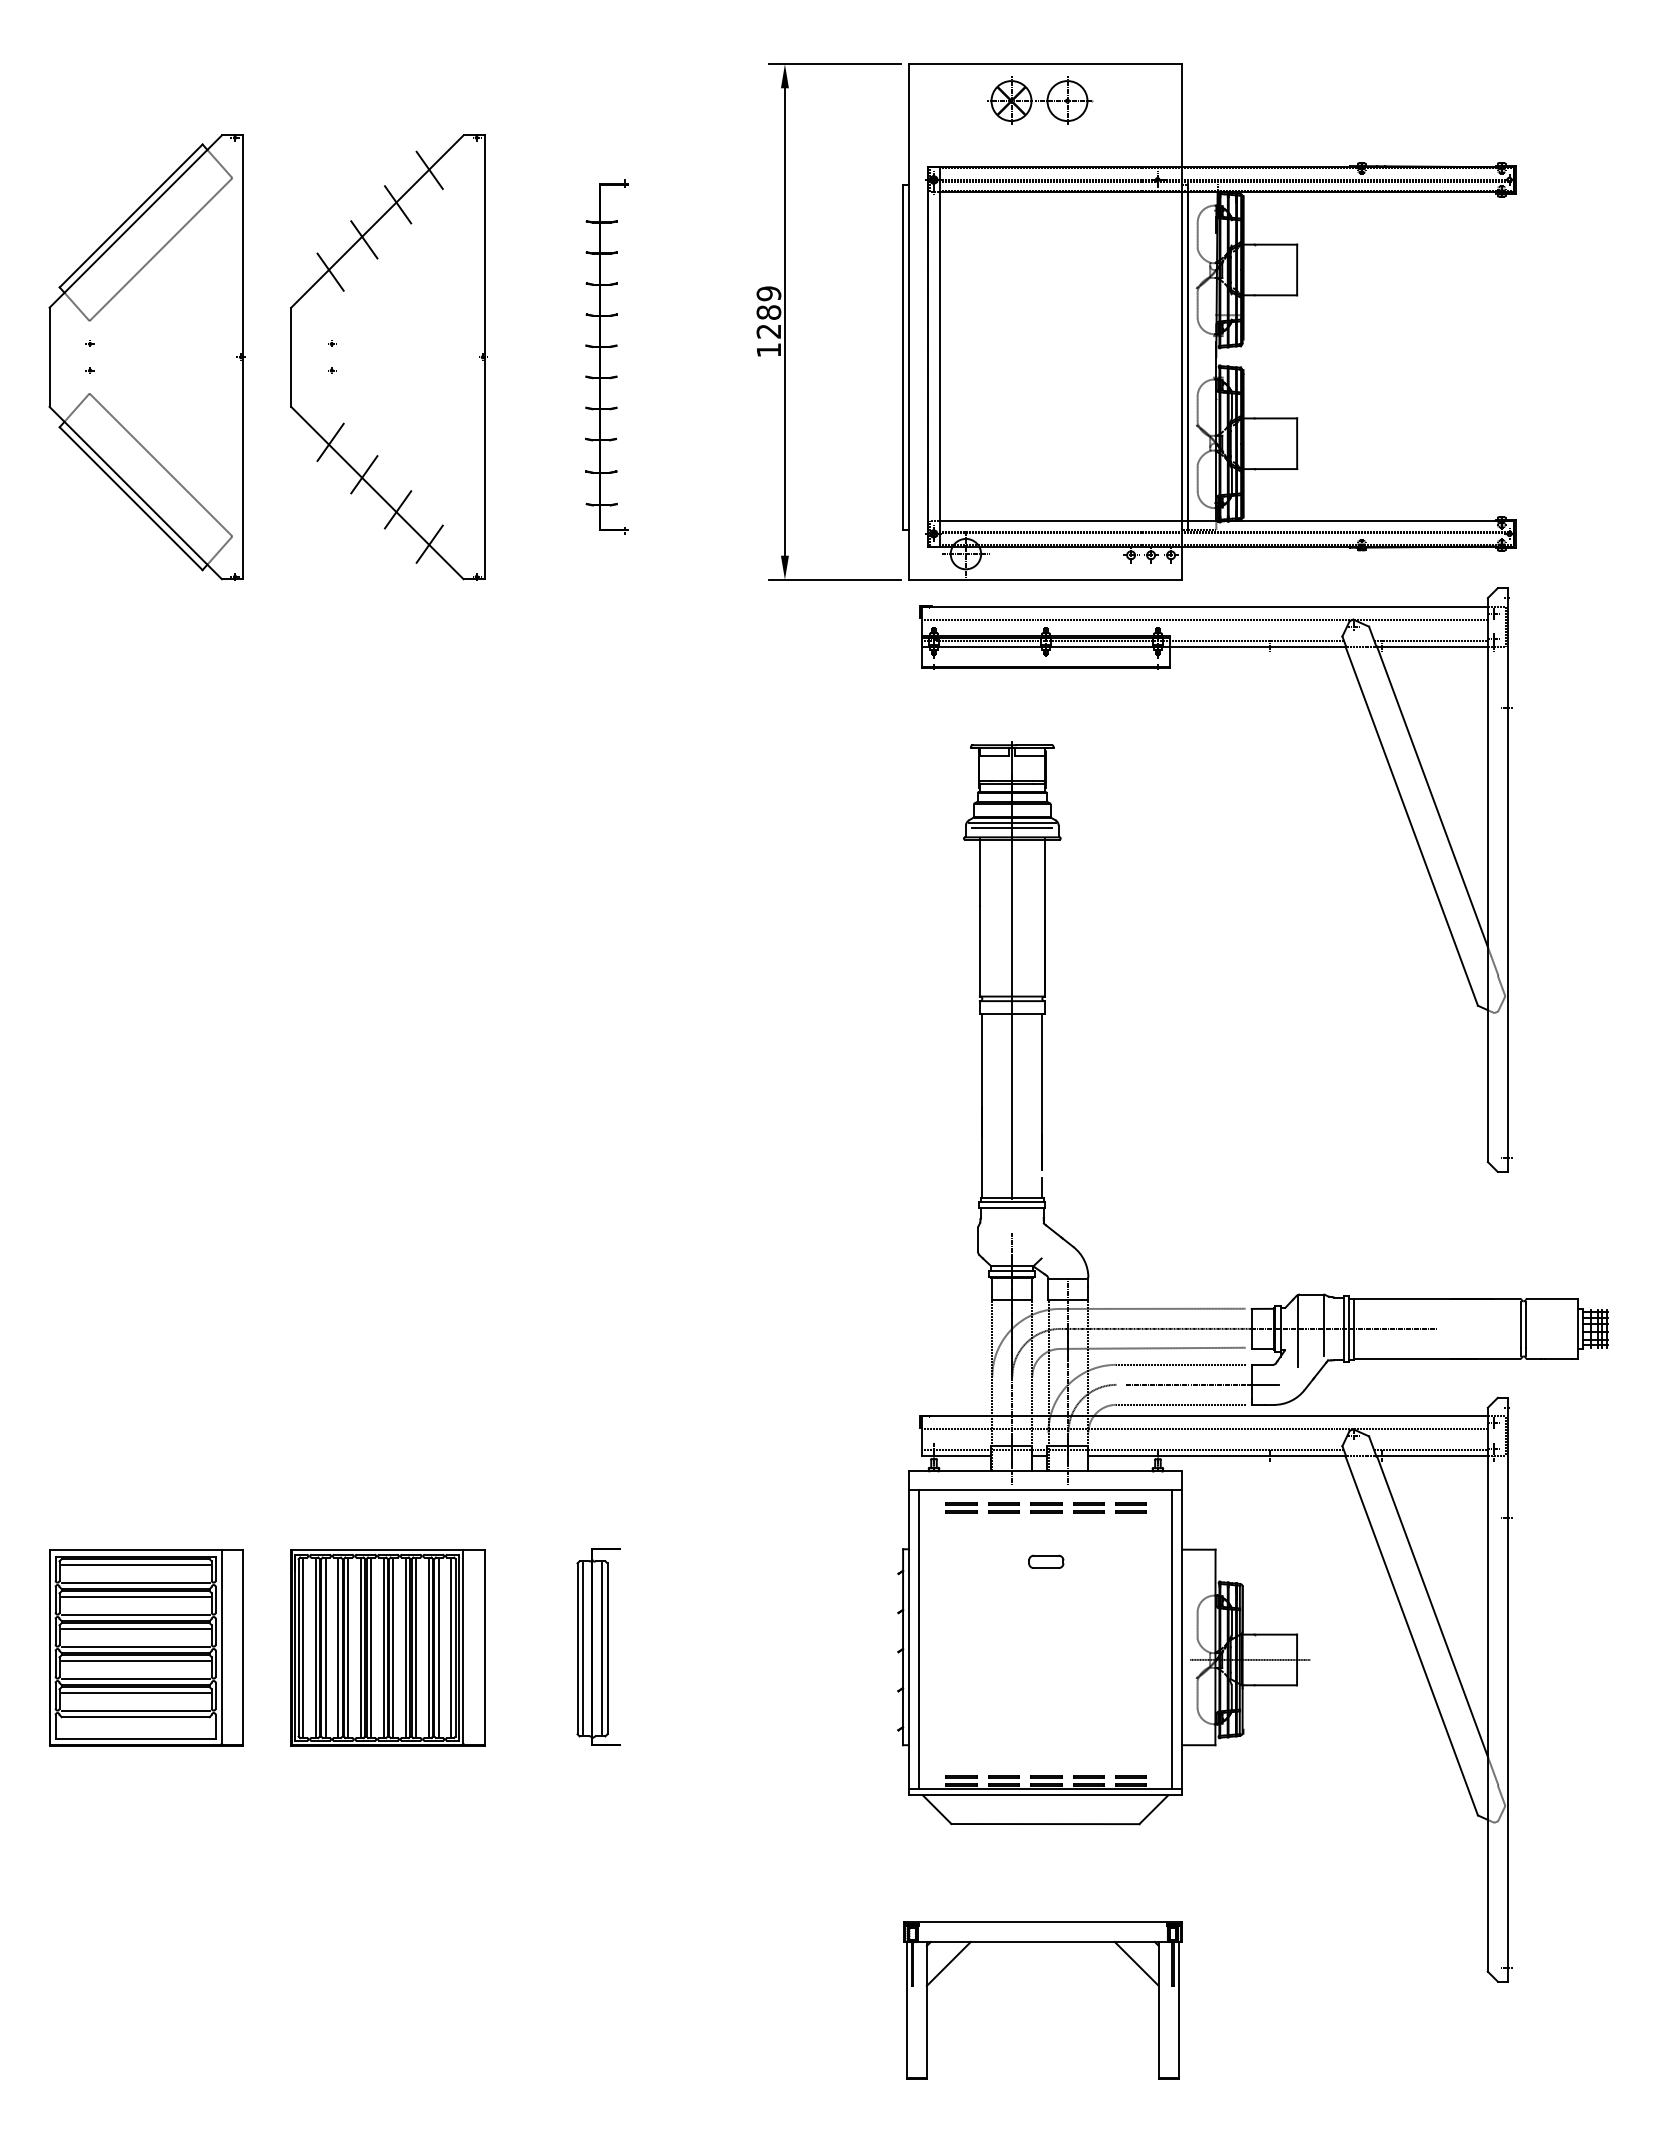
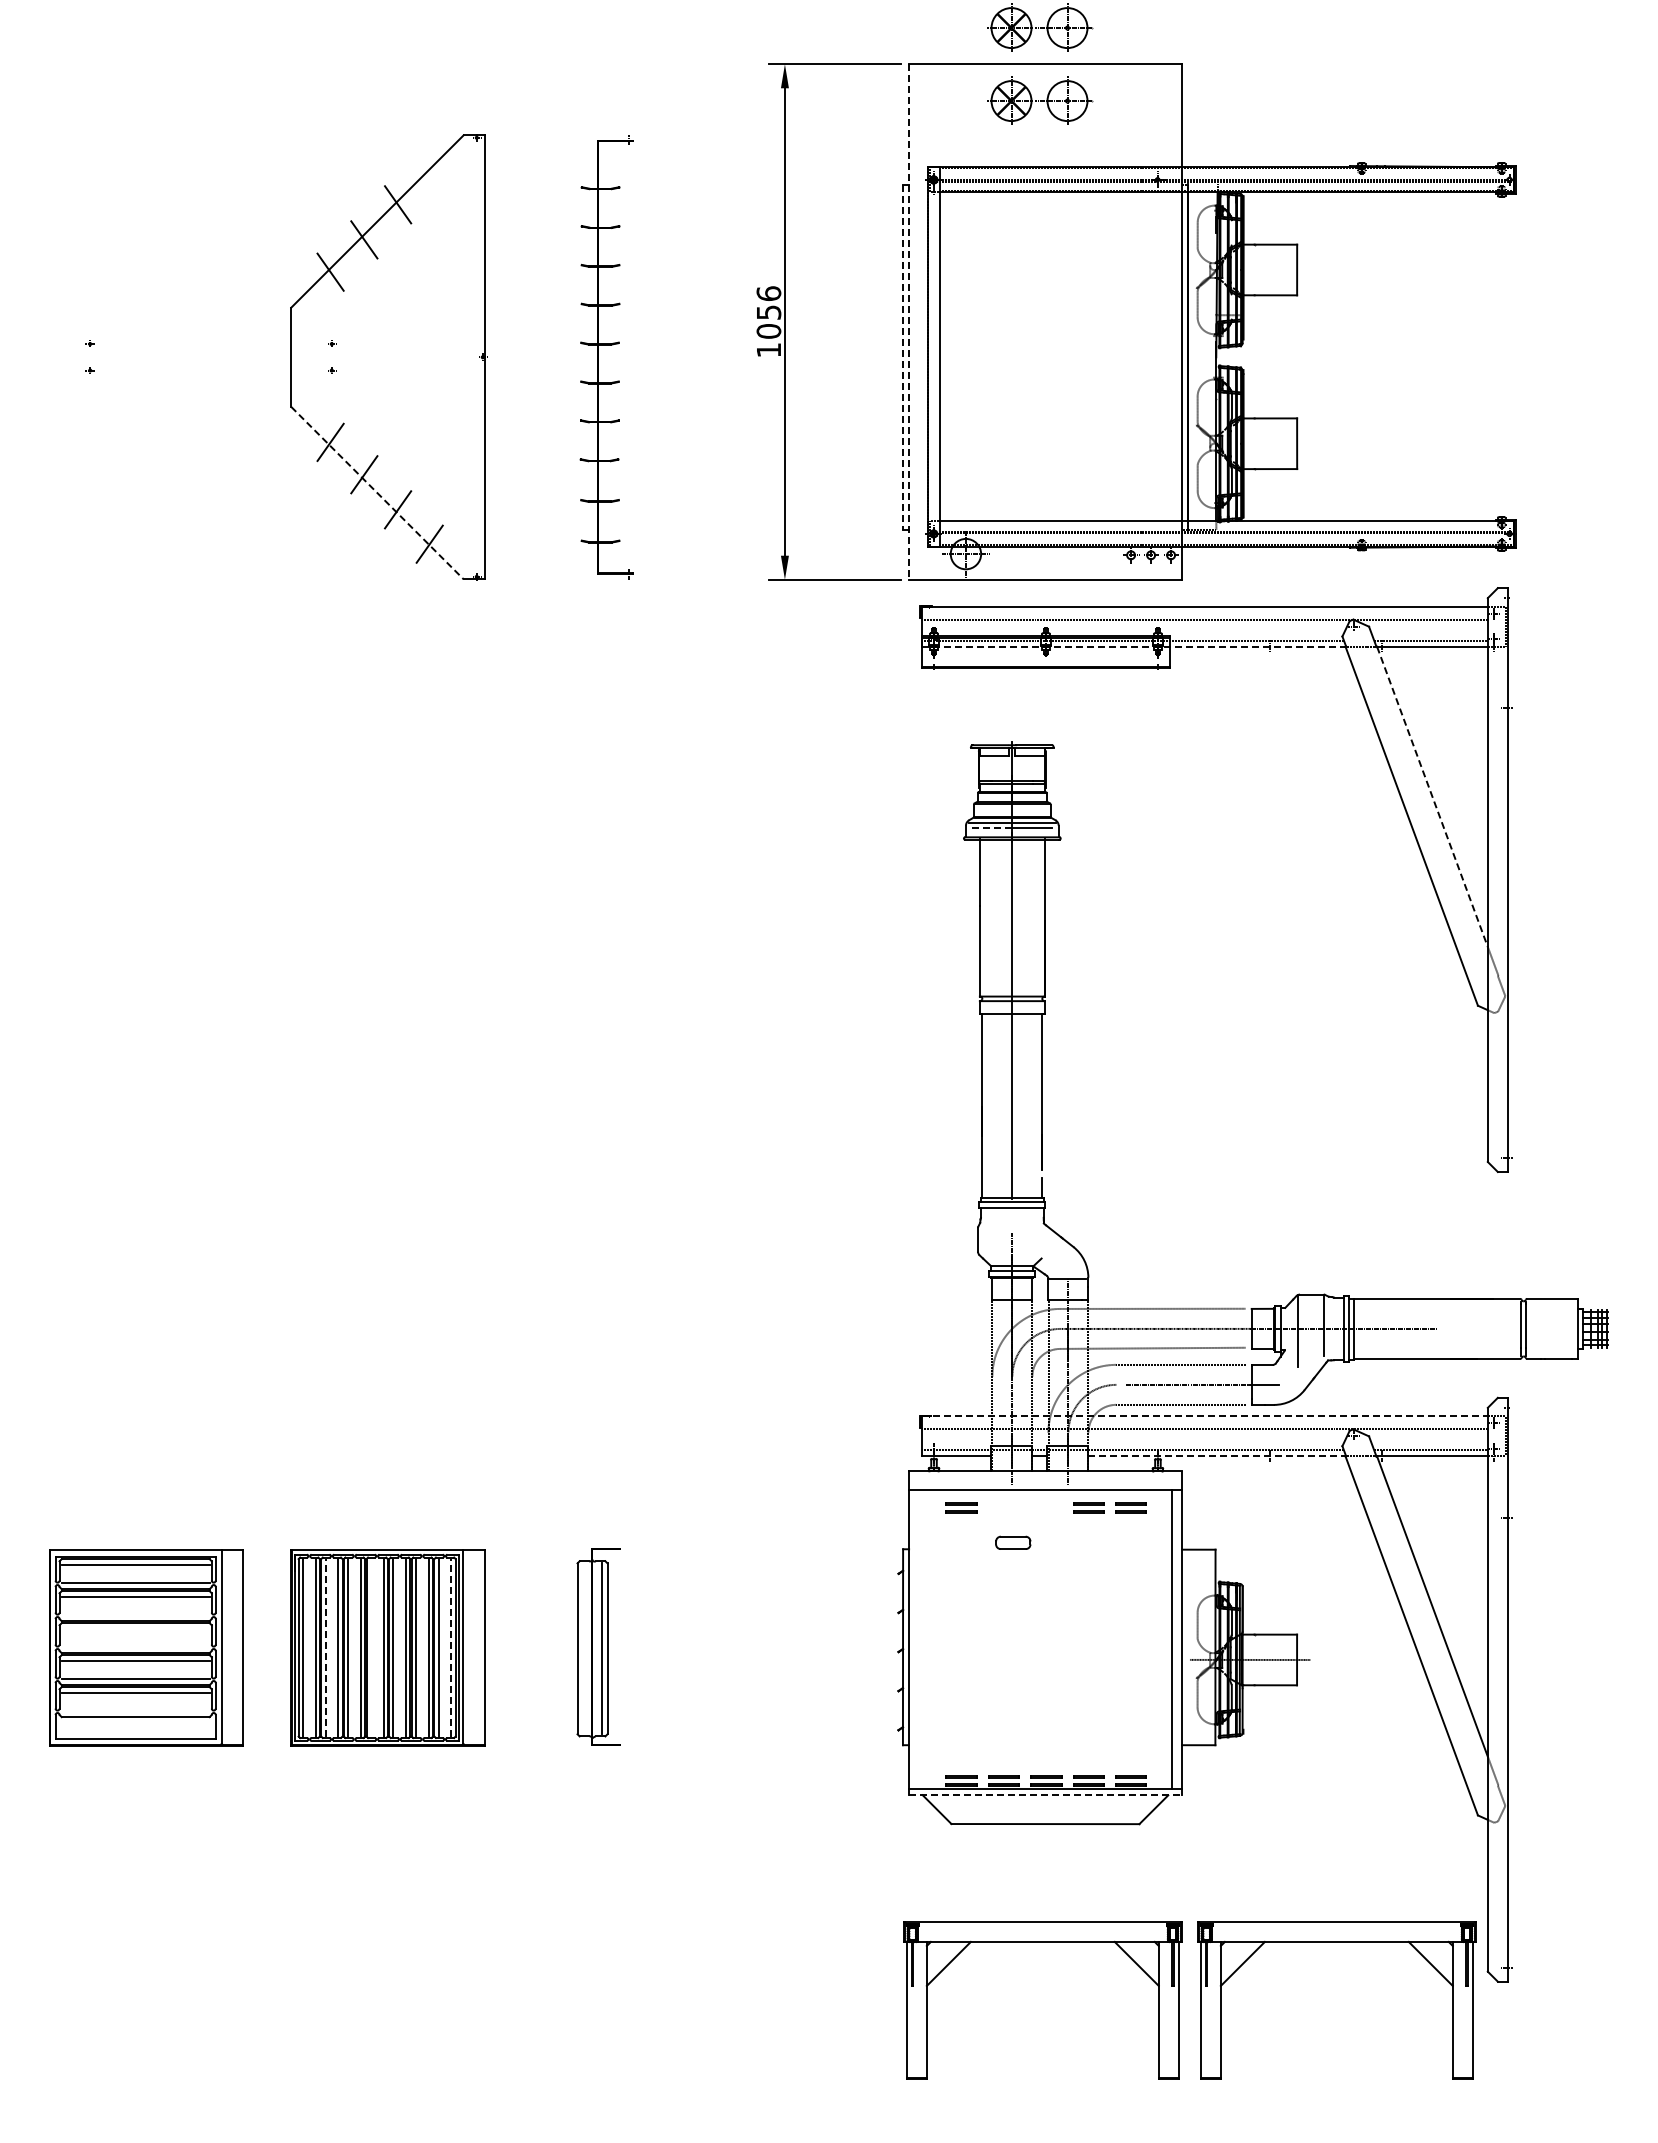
part: none -> present (1040, 27)
line: present -> none (429, 169)
text: 1289 -> 1056 (768, 312)
line: solid -> dashed (909, 322)
part size: 44x356 px -> 55x445 px (606, 357)
part: present -> none (146, 357)
line: solid -> dashed (903, 357)
line: solid -> dashed (377, 493)
line: solid -> dashed (1134, 646)
line: solid -> dashed (1432, 797)
line: solid -> dashed (992, 827)
line: solid -> dashed (1204, 1416)
line: solid -> dashed (1217, 1456)
part: present -> none (1003, 1507)
part: present -> none (1046, 1507)
part position: (1046, 1561) -> (1013, 1542) (1013, 1542)
line: present -> none (135, 1615)
line: present -> none (135, 1629)
line: present -> none (919, 1639)
line: present -> none (135, 1647)
line: solid -> dashed (325, 1647)
line: present -> none (370, 1647)
line: solid -> dashed (451, 1647)
line: present -> none (583, 1648)
line: present -> none (135, 1711)
line: solid -> dashed (1045, 1795)
part: none -> present (1336, 1942)
